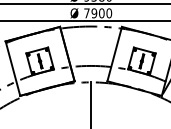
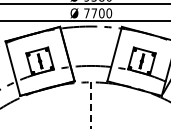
text: 7900 -> 7700 (94, 13)
line: solid -> dashed (91, 105)
